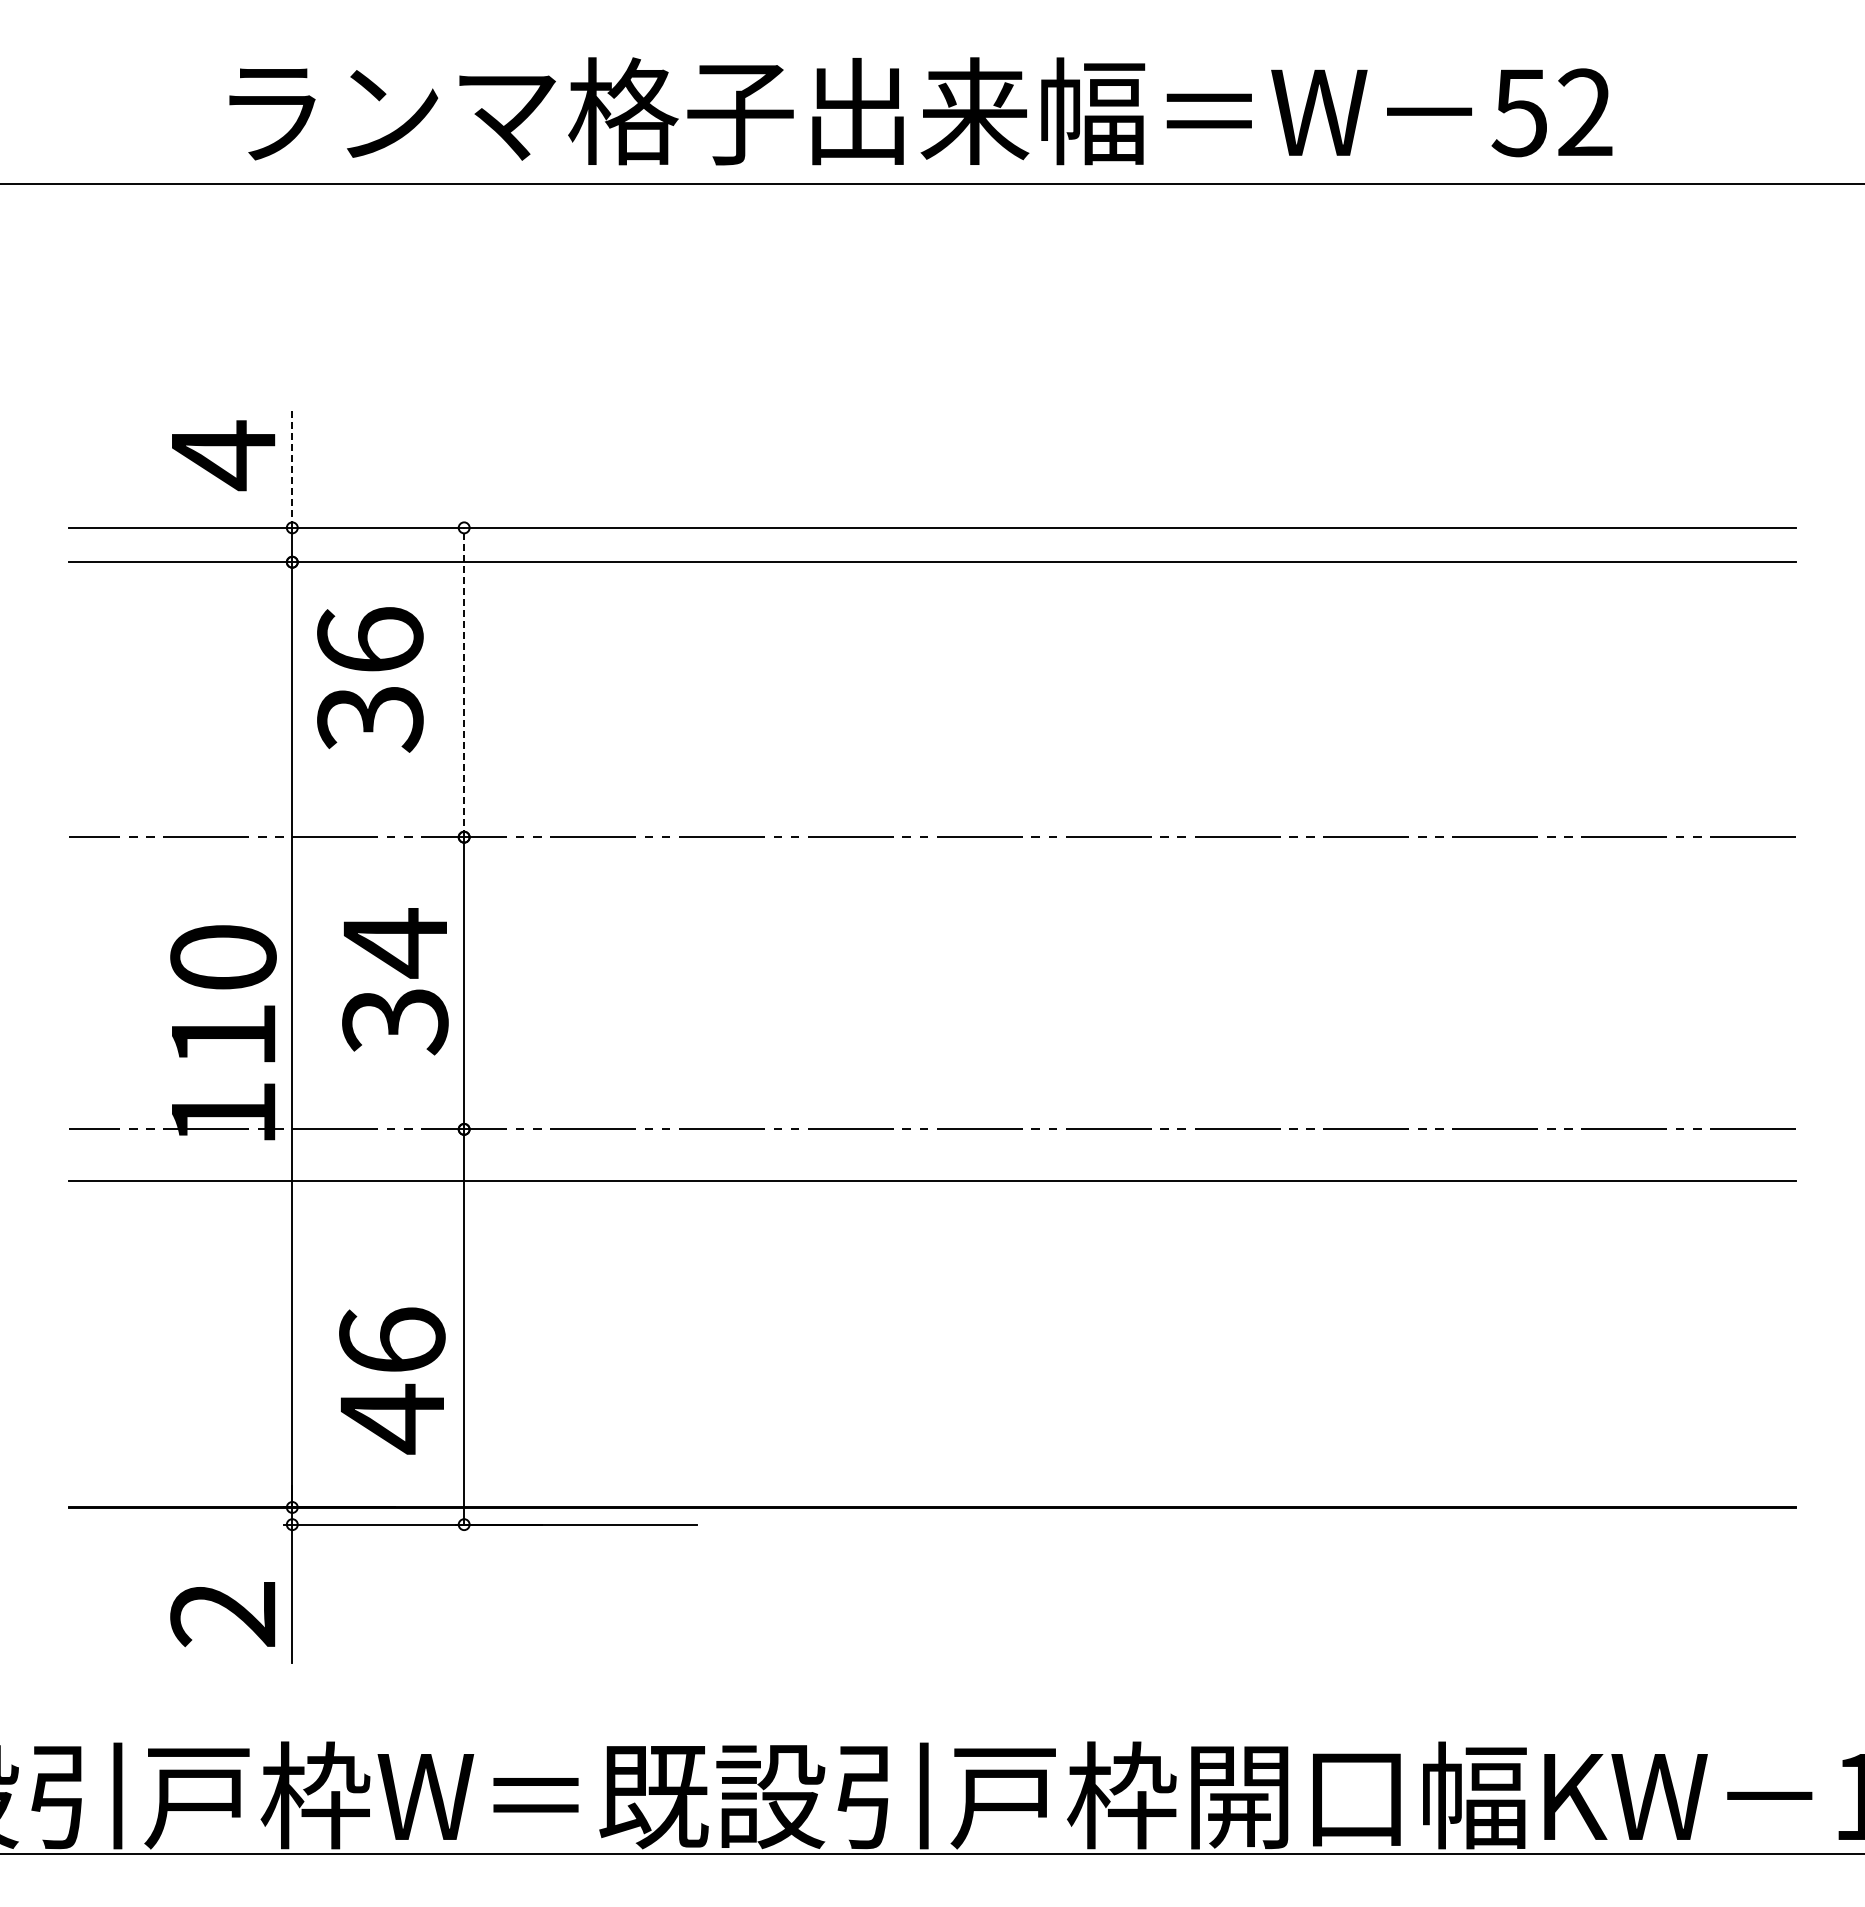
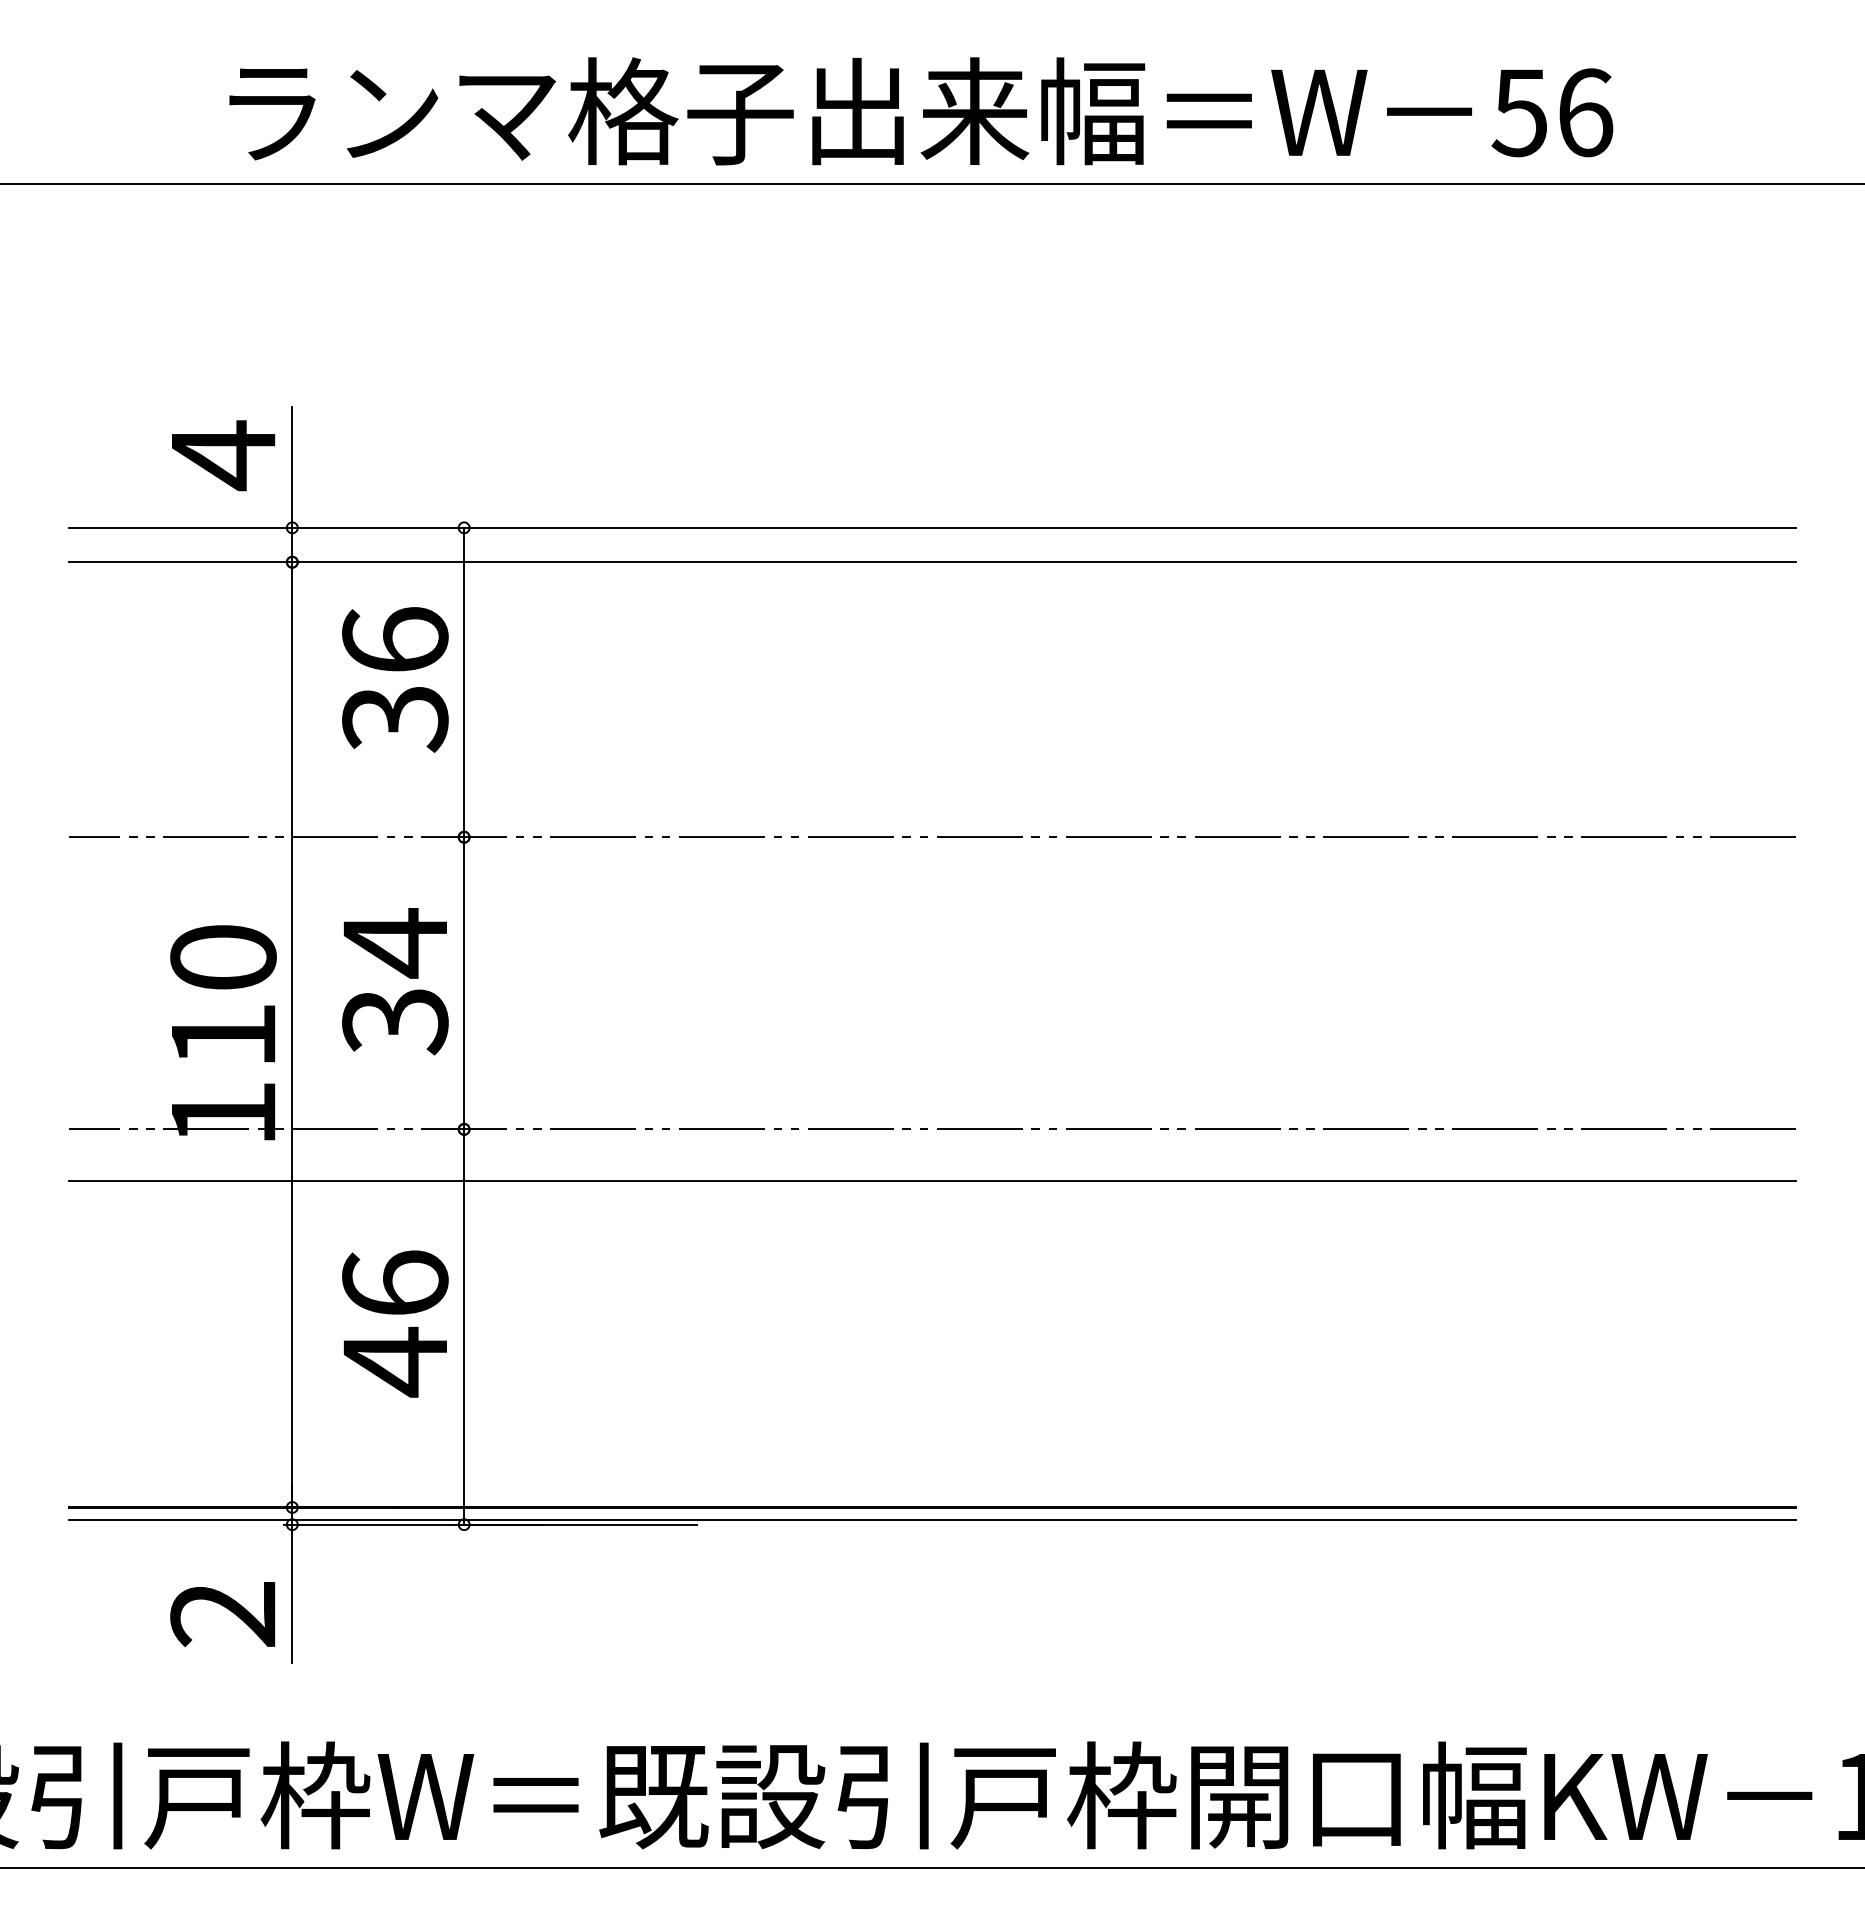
text: 52 -> 56 (1585, 112)
line: dashed -> solid (292, 467)
text position: (370, 679) -> (395, 679) (395, 679)
line: dashed -> solid (464, 682)
text position: (392, 1380) -> (395, 1323) (395, 1323)
line: none -> present (932, 1520)
line position: (931, 1854) -> (931, 1868) (931, 1868)
